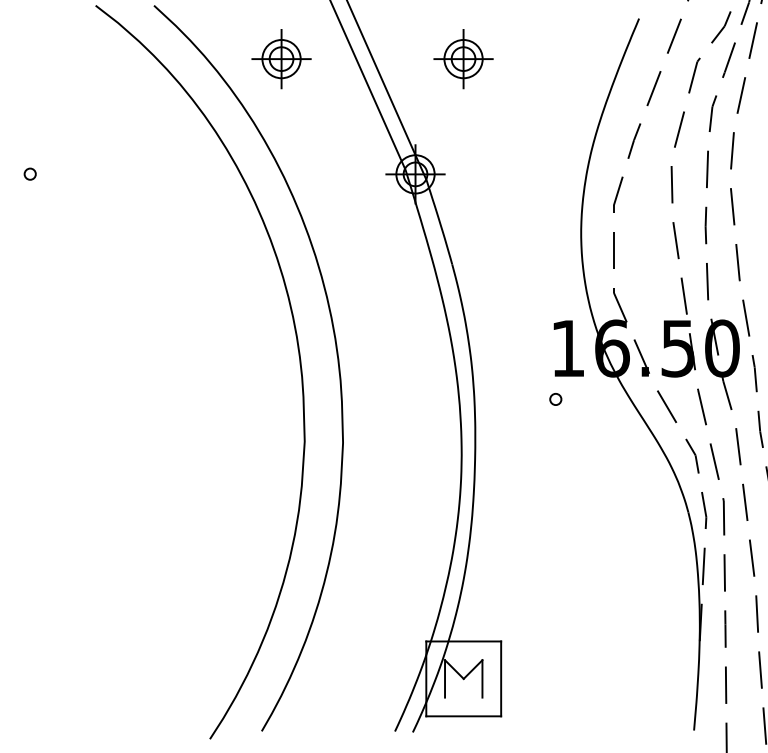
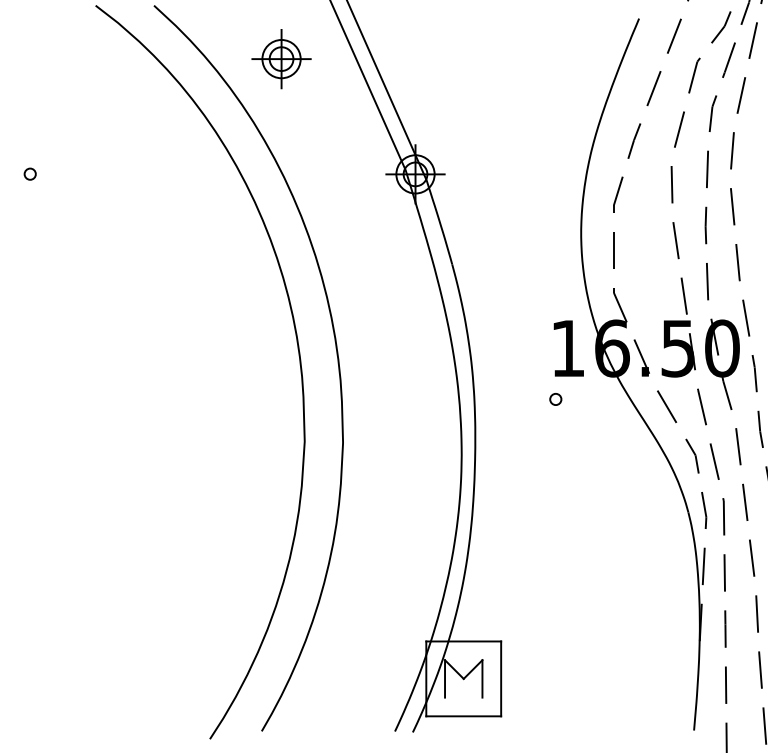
part: present -> none (463, 59)
